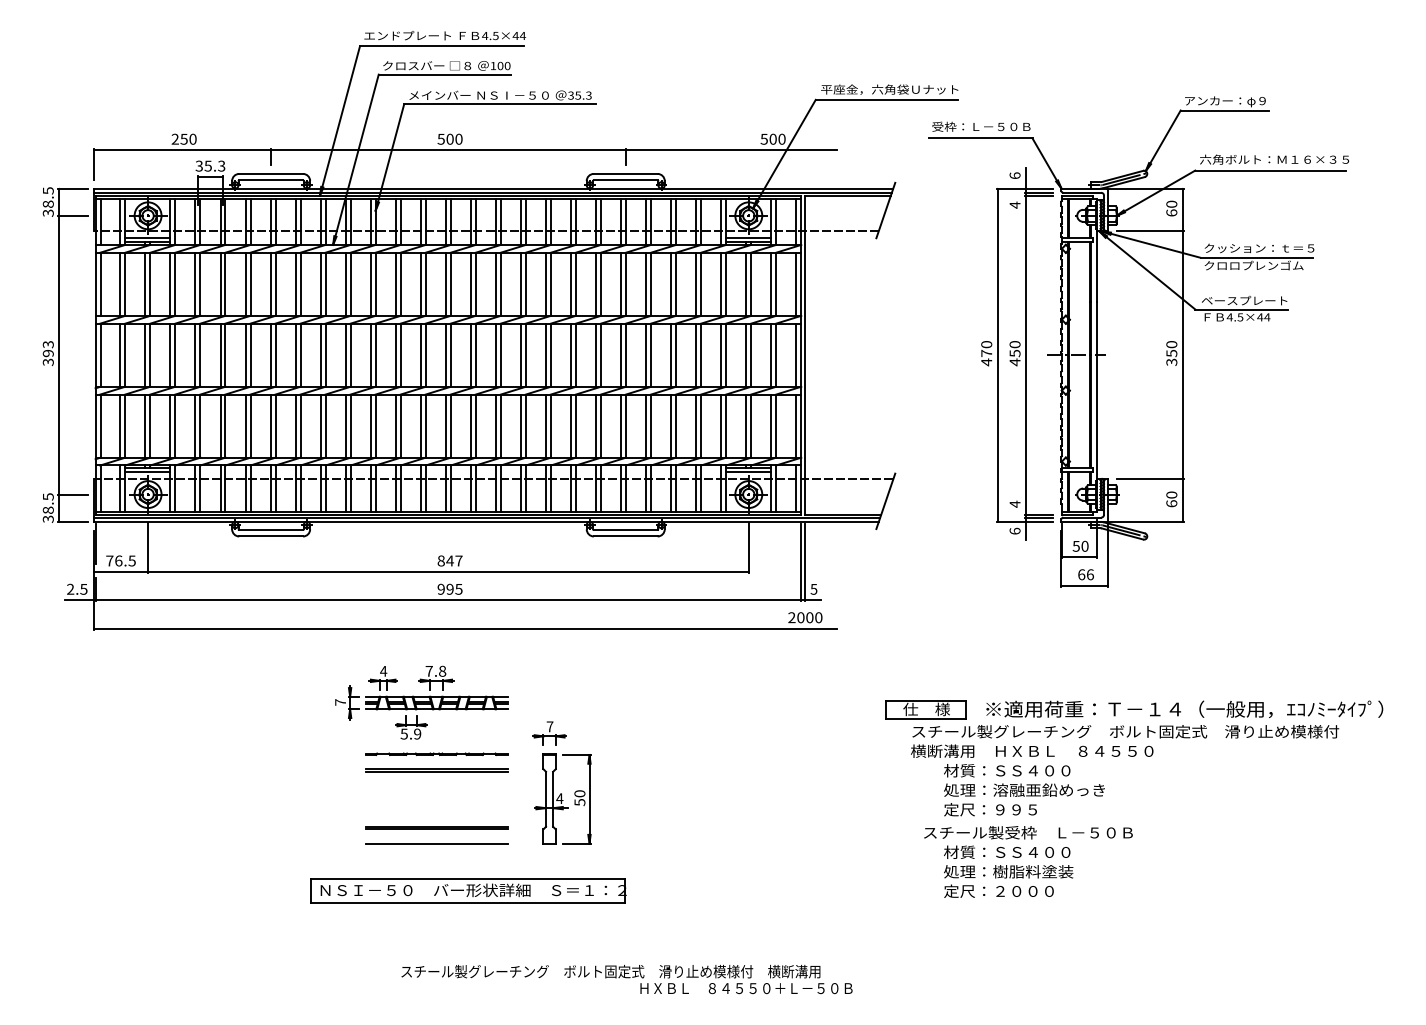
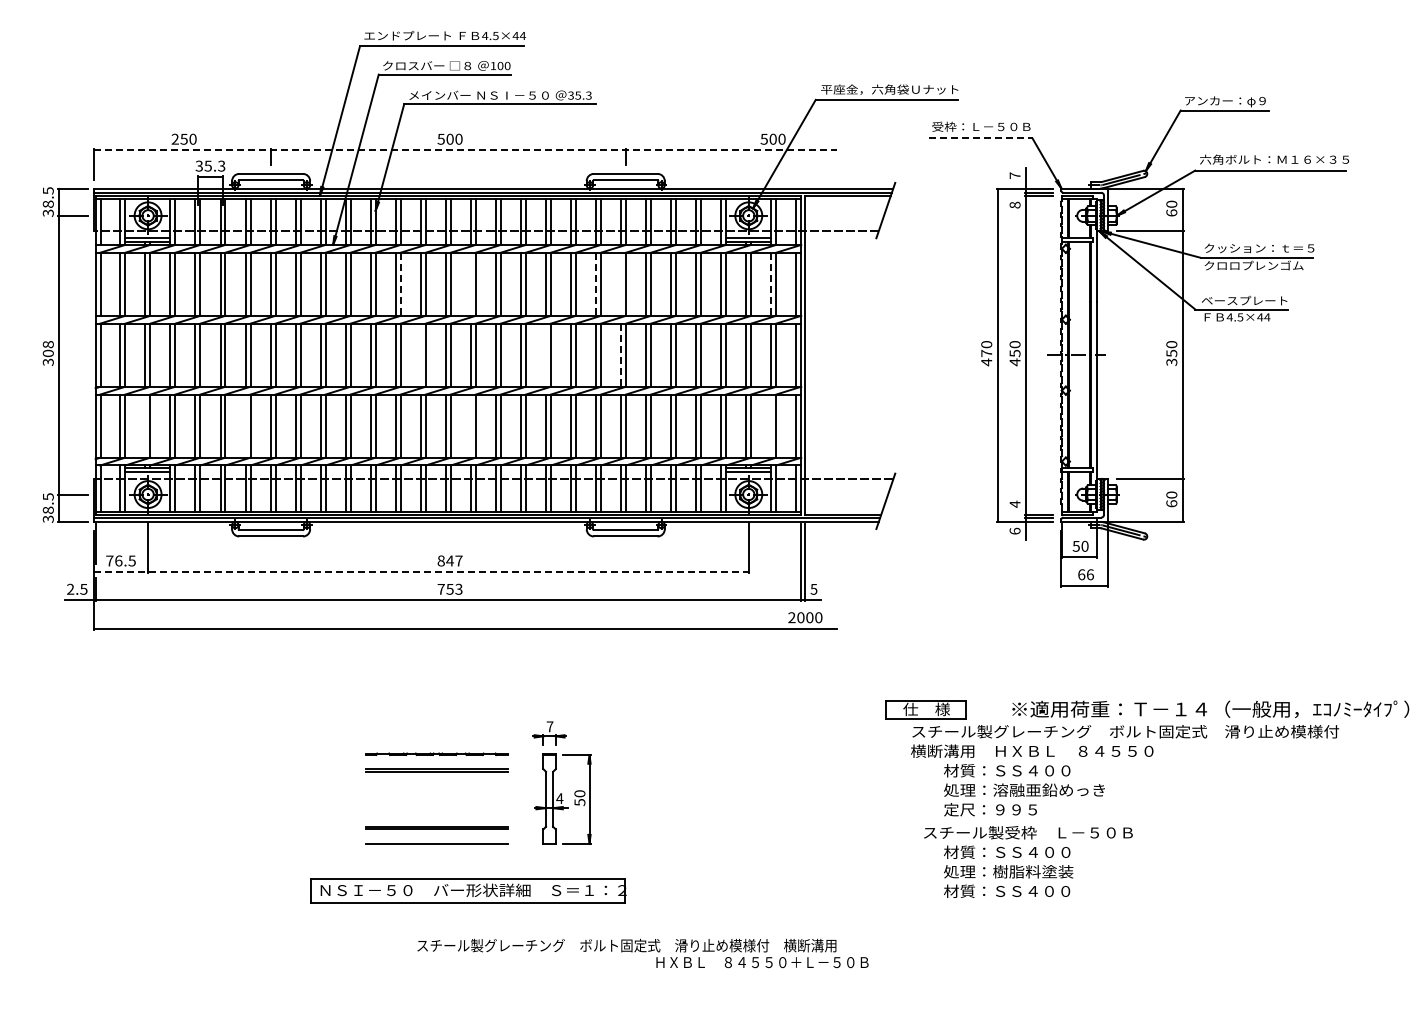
line: solid -> dashed (980, 138)
line: solid -> dashed (465, 150)
text: 6 -> 7 (1014, 175)
text: 4 -> 8 (1014, 204)
line: present -> none (470, 283)
line: present -> none (621, 283)
line: solid -> dashed (400, 284)
line: solid -> dashed (596, 284)
line: solid -> dashed (771, 284)
text: 393 -> 308 (47, 349)
line: present -> none (420, 354)
line: present -> none (545, 354)
line: solid -> dashed (621, 355)
line: present -> none (145, 425)
line: present -> none (245, 425)
line: present -> none (470, 425)
line: present -> none (771, 425)
line: solid -> dashed (421, 571)
text: 995 -> 753 (449, 588)
part: present -> none (421, 702)
text position: (1184, 708) -> (1210, 708) (1210, 708)
text: 定尺：２０００ -> 材質：ＳＳ４００ (1007, 890)
text position: (626, 979) -> (642, 953) (642, 953)
